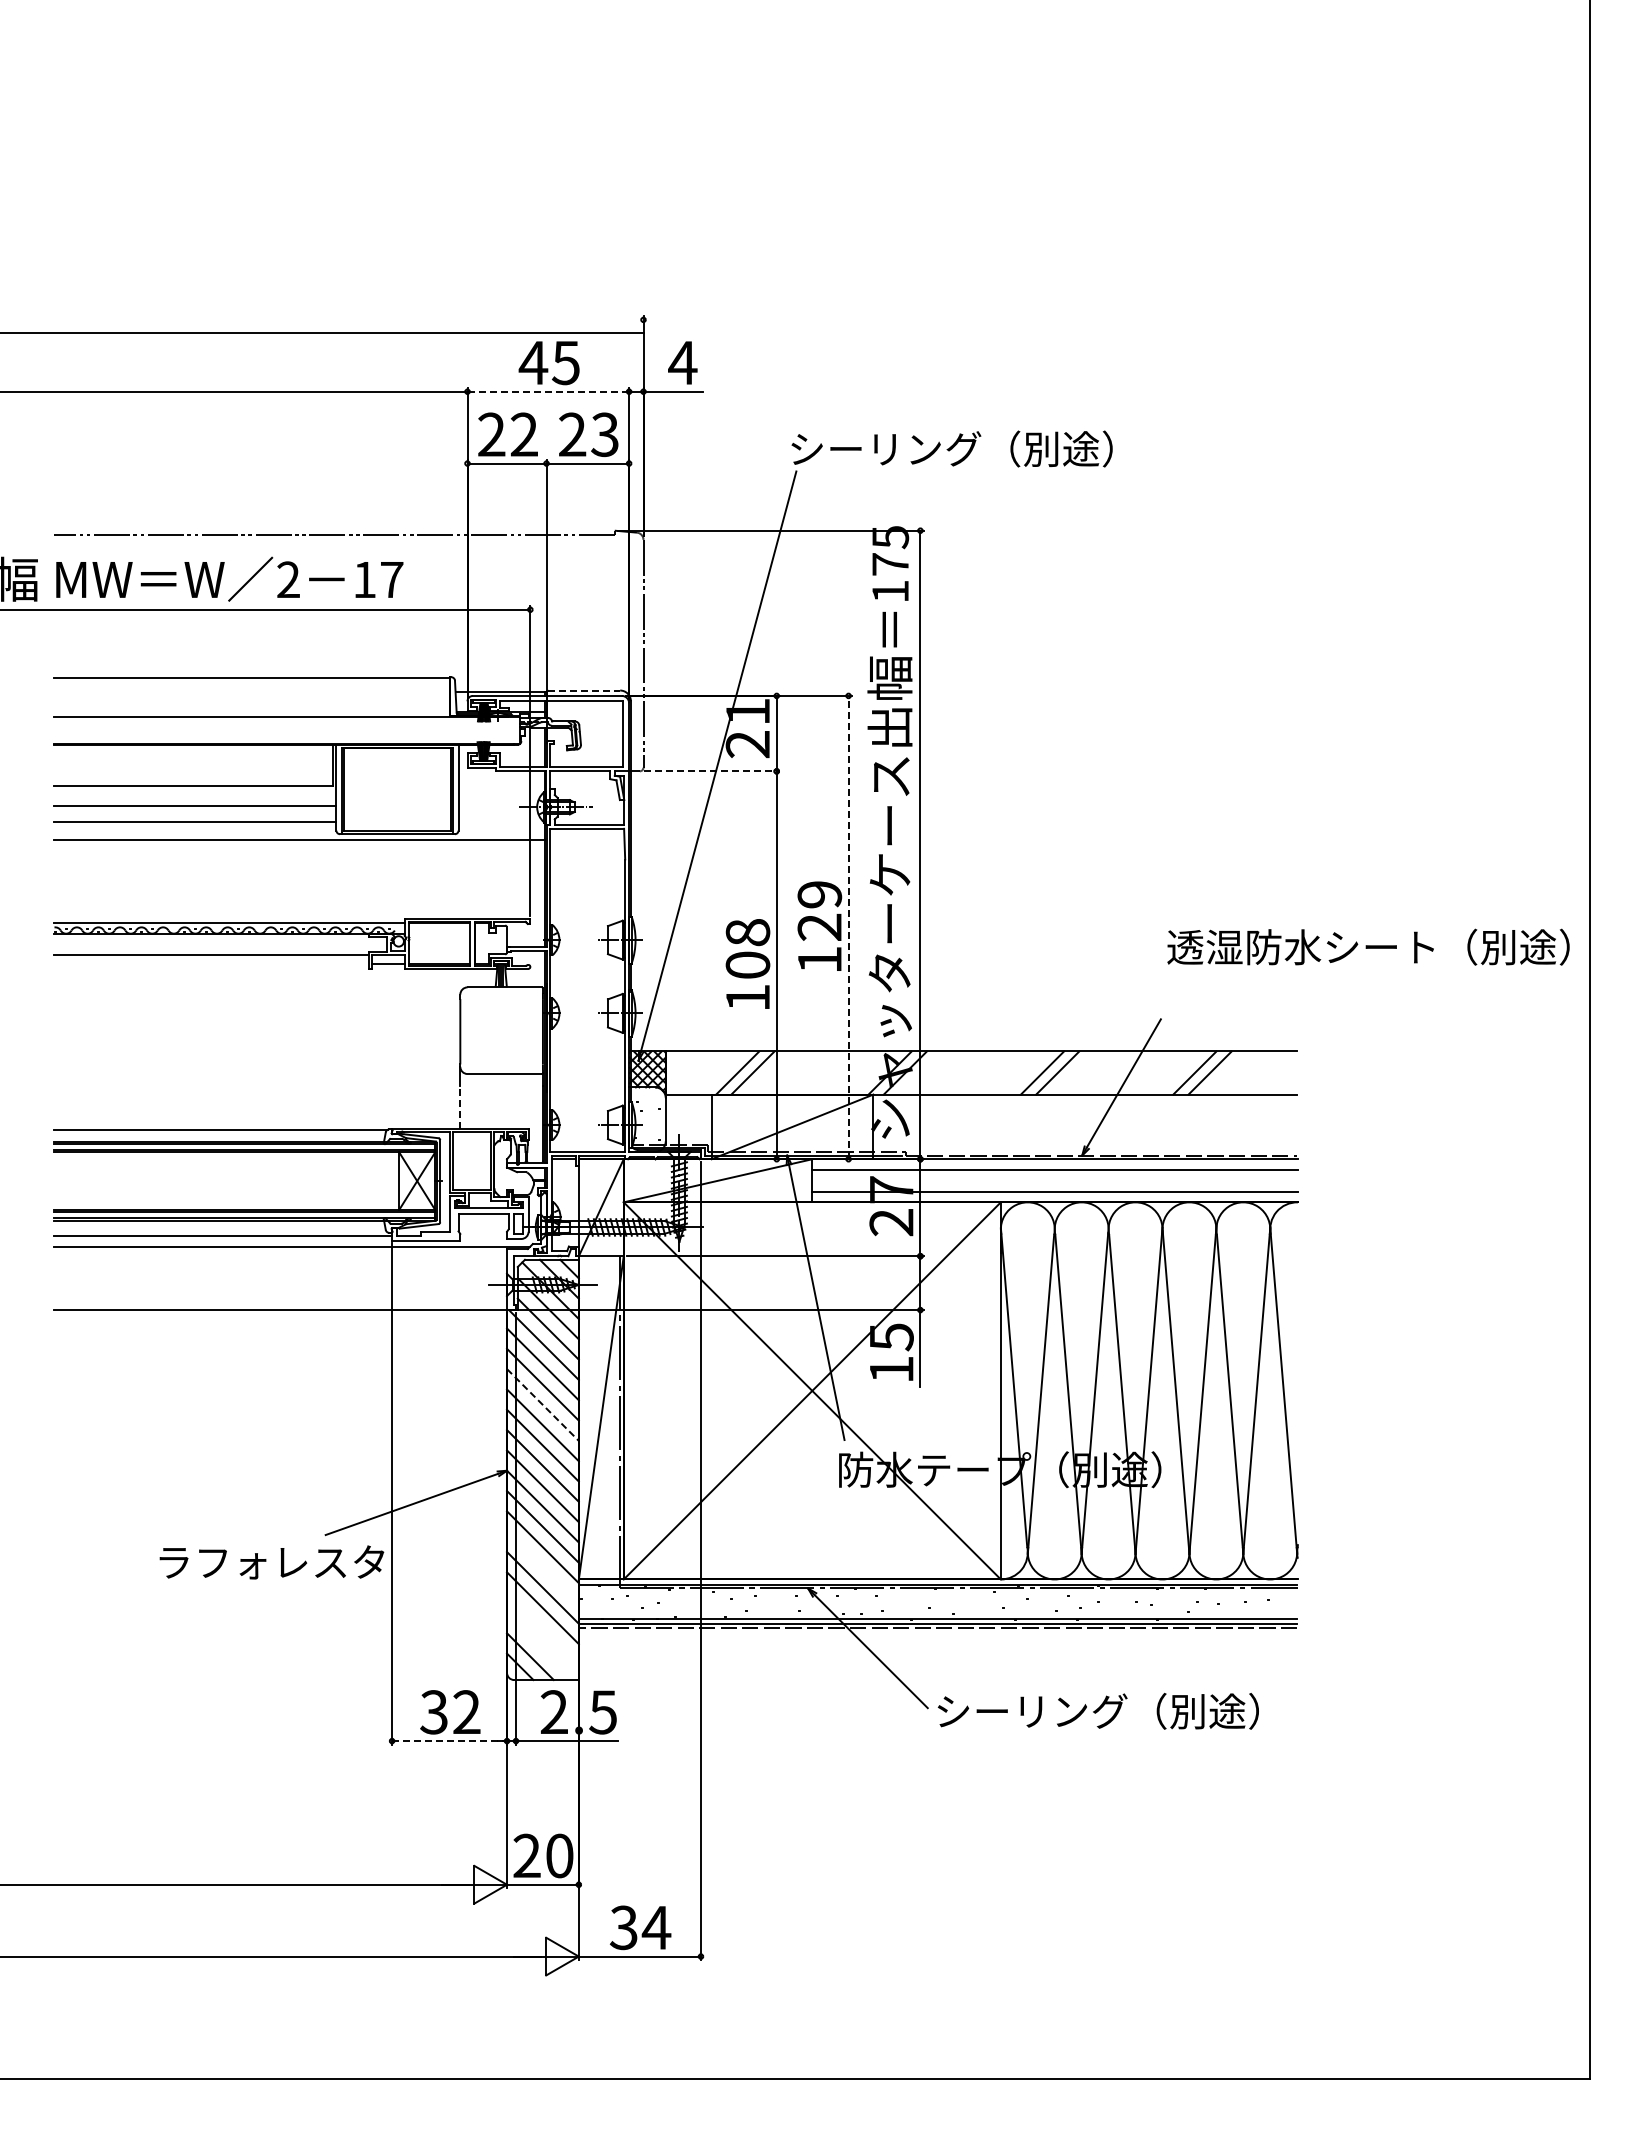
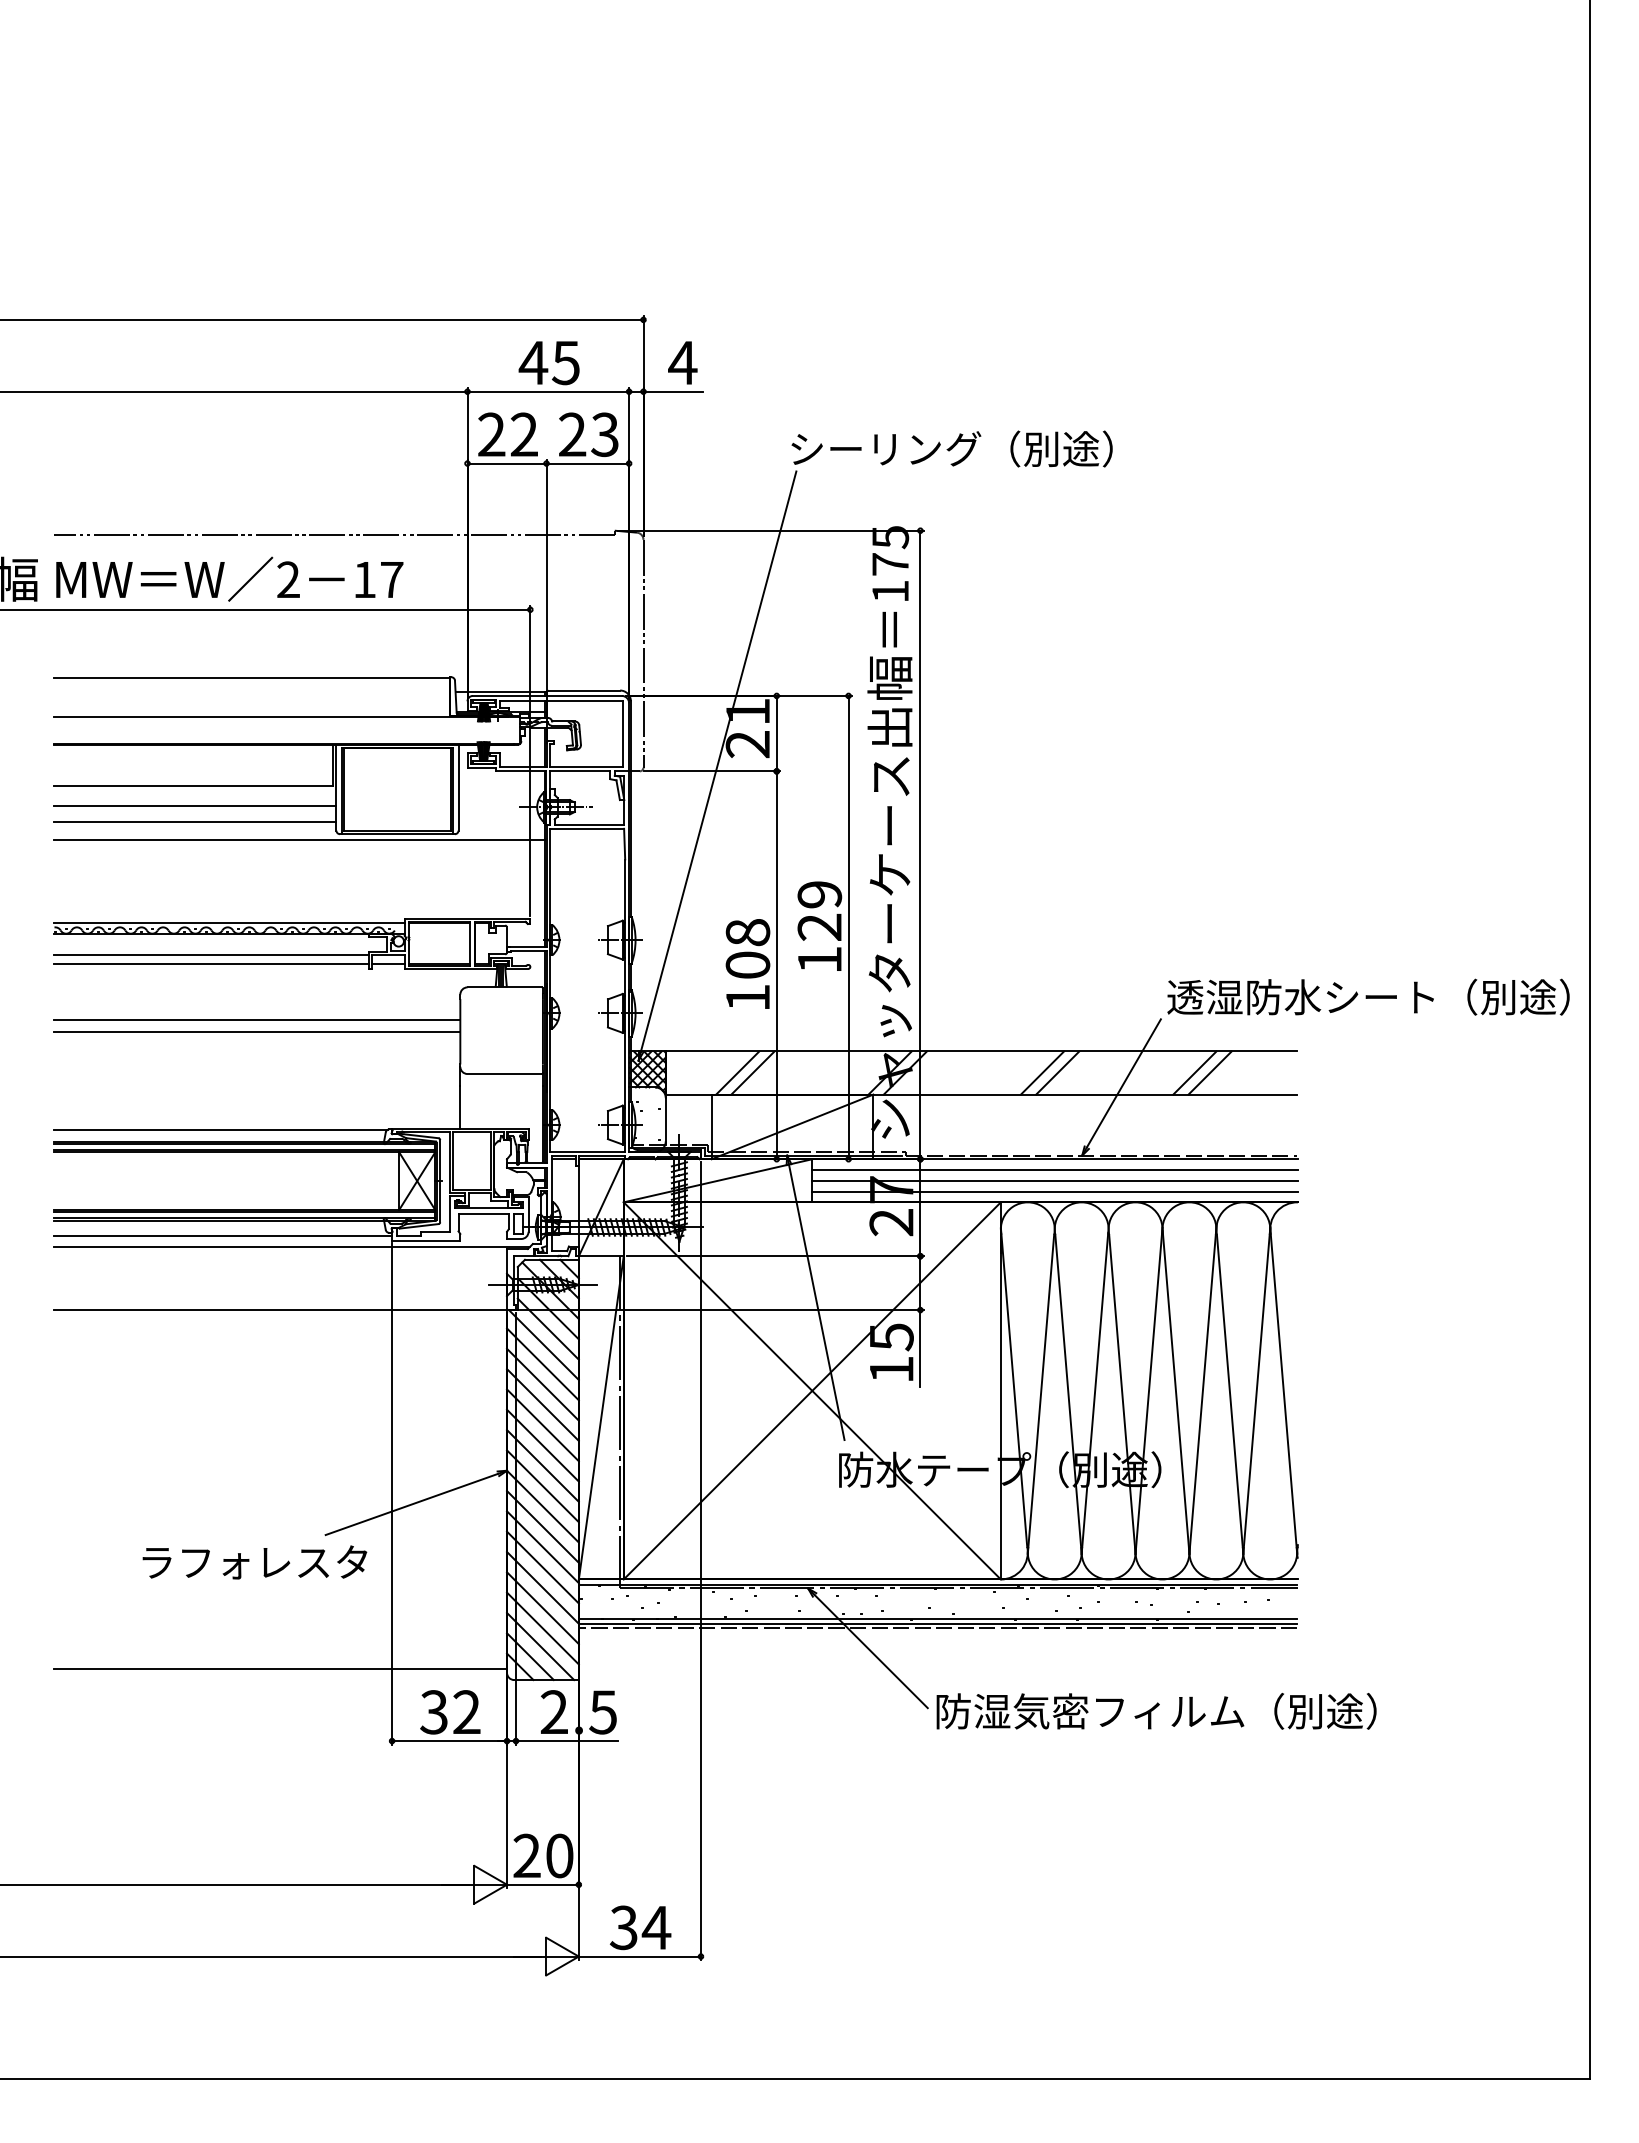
line position: (322, 332) -> (322, 319) (322, 319)
line: dashed -> solid (548, 391)
line: dashed -> solid (584, 690)
line: dashed -> solid (712, 771)
line: dashed -> solid (848, 927)
text position: (1368, 946) -> (1368, 996) (1368, 996)
line: none -> present (211, 964)
line: none -> present (257, 1020)
line: none -> present (257, 1032)
line: dashed -> solid (460, 1107)
line: none -> present (1054, 1180)
line: dashed -> solid (542, 1405)
text position: (271, 1562) -> (254, 1562) (254, 1562)
line: none -> present (542, 1567)
line: none -> present (542, 1628)
line: none -> present (540, 1646)
line: none -> present (280, 1669)
text: シーリング（別途） -> 防湿気密フィルム（別途） (1156, 1710)
line: dashed -> solid (450, 1741)
